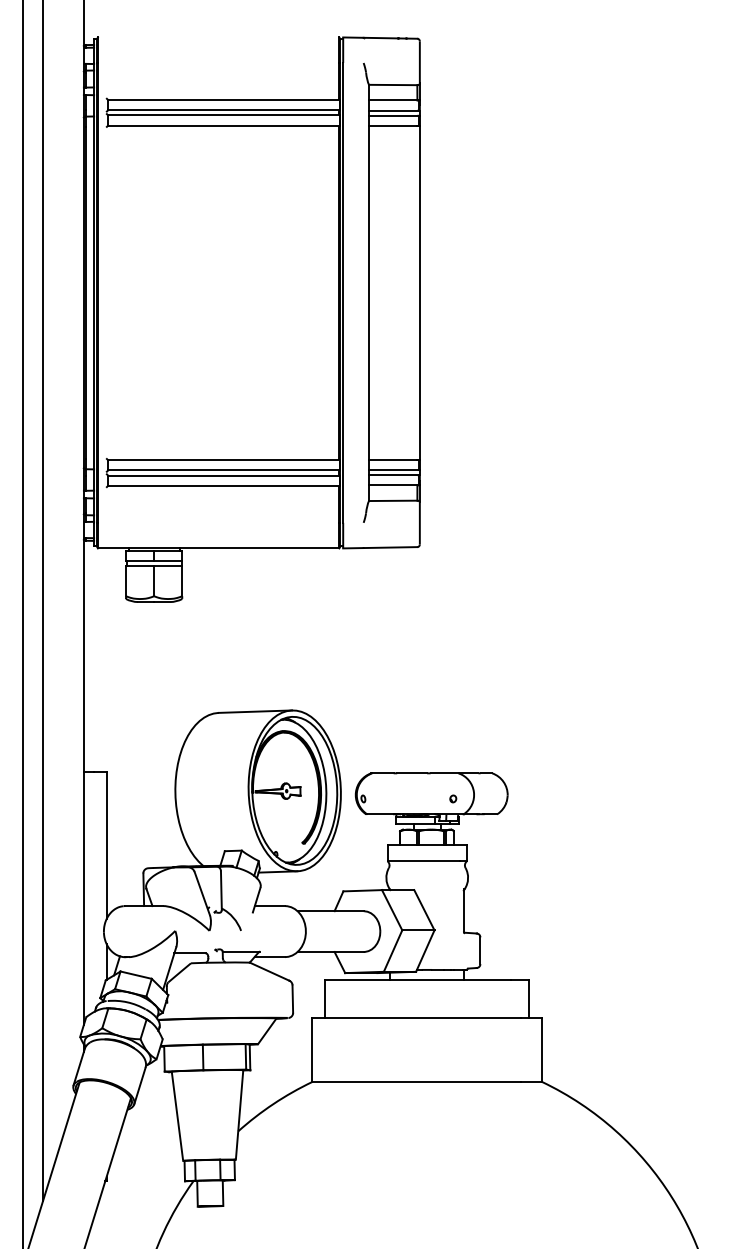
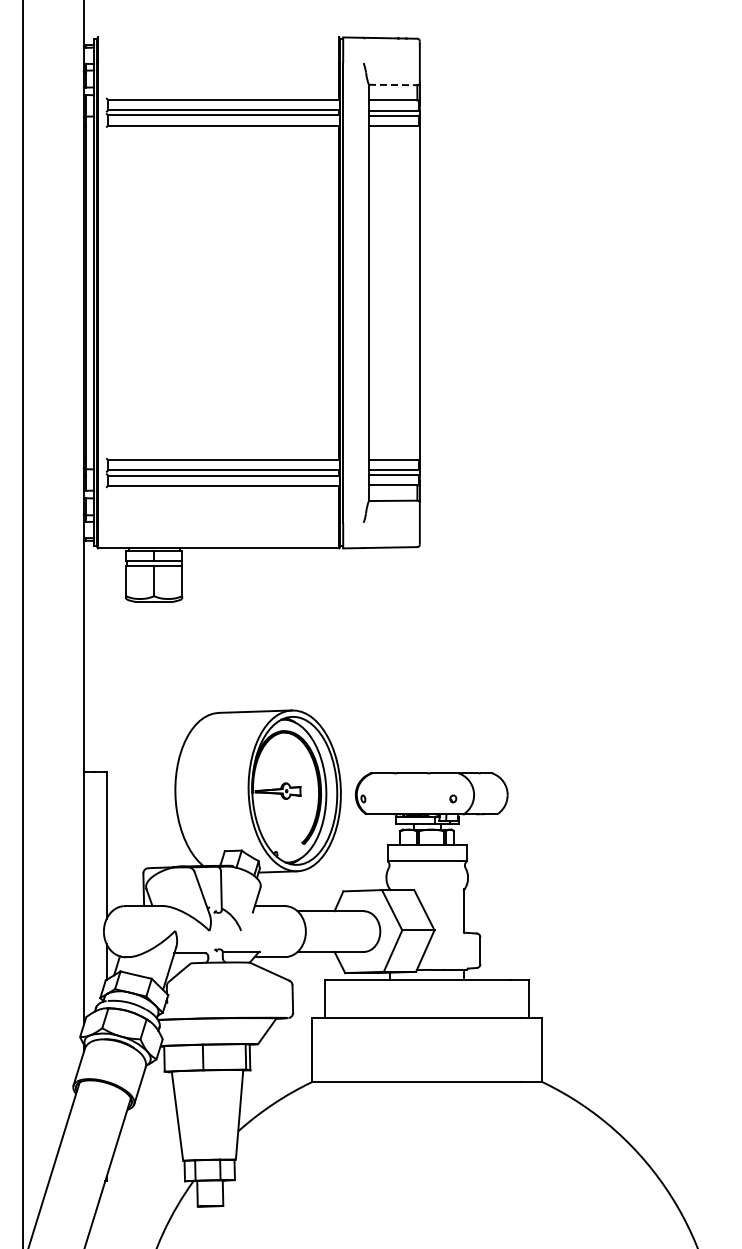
line: solid -> dashed (393, 85)
line: present -> none (43, 601)
